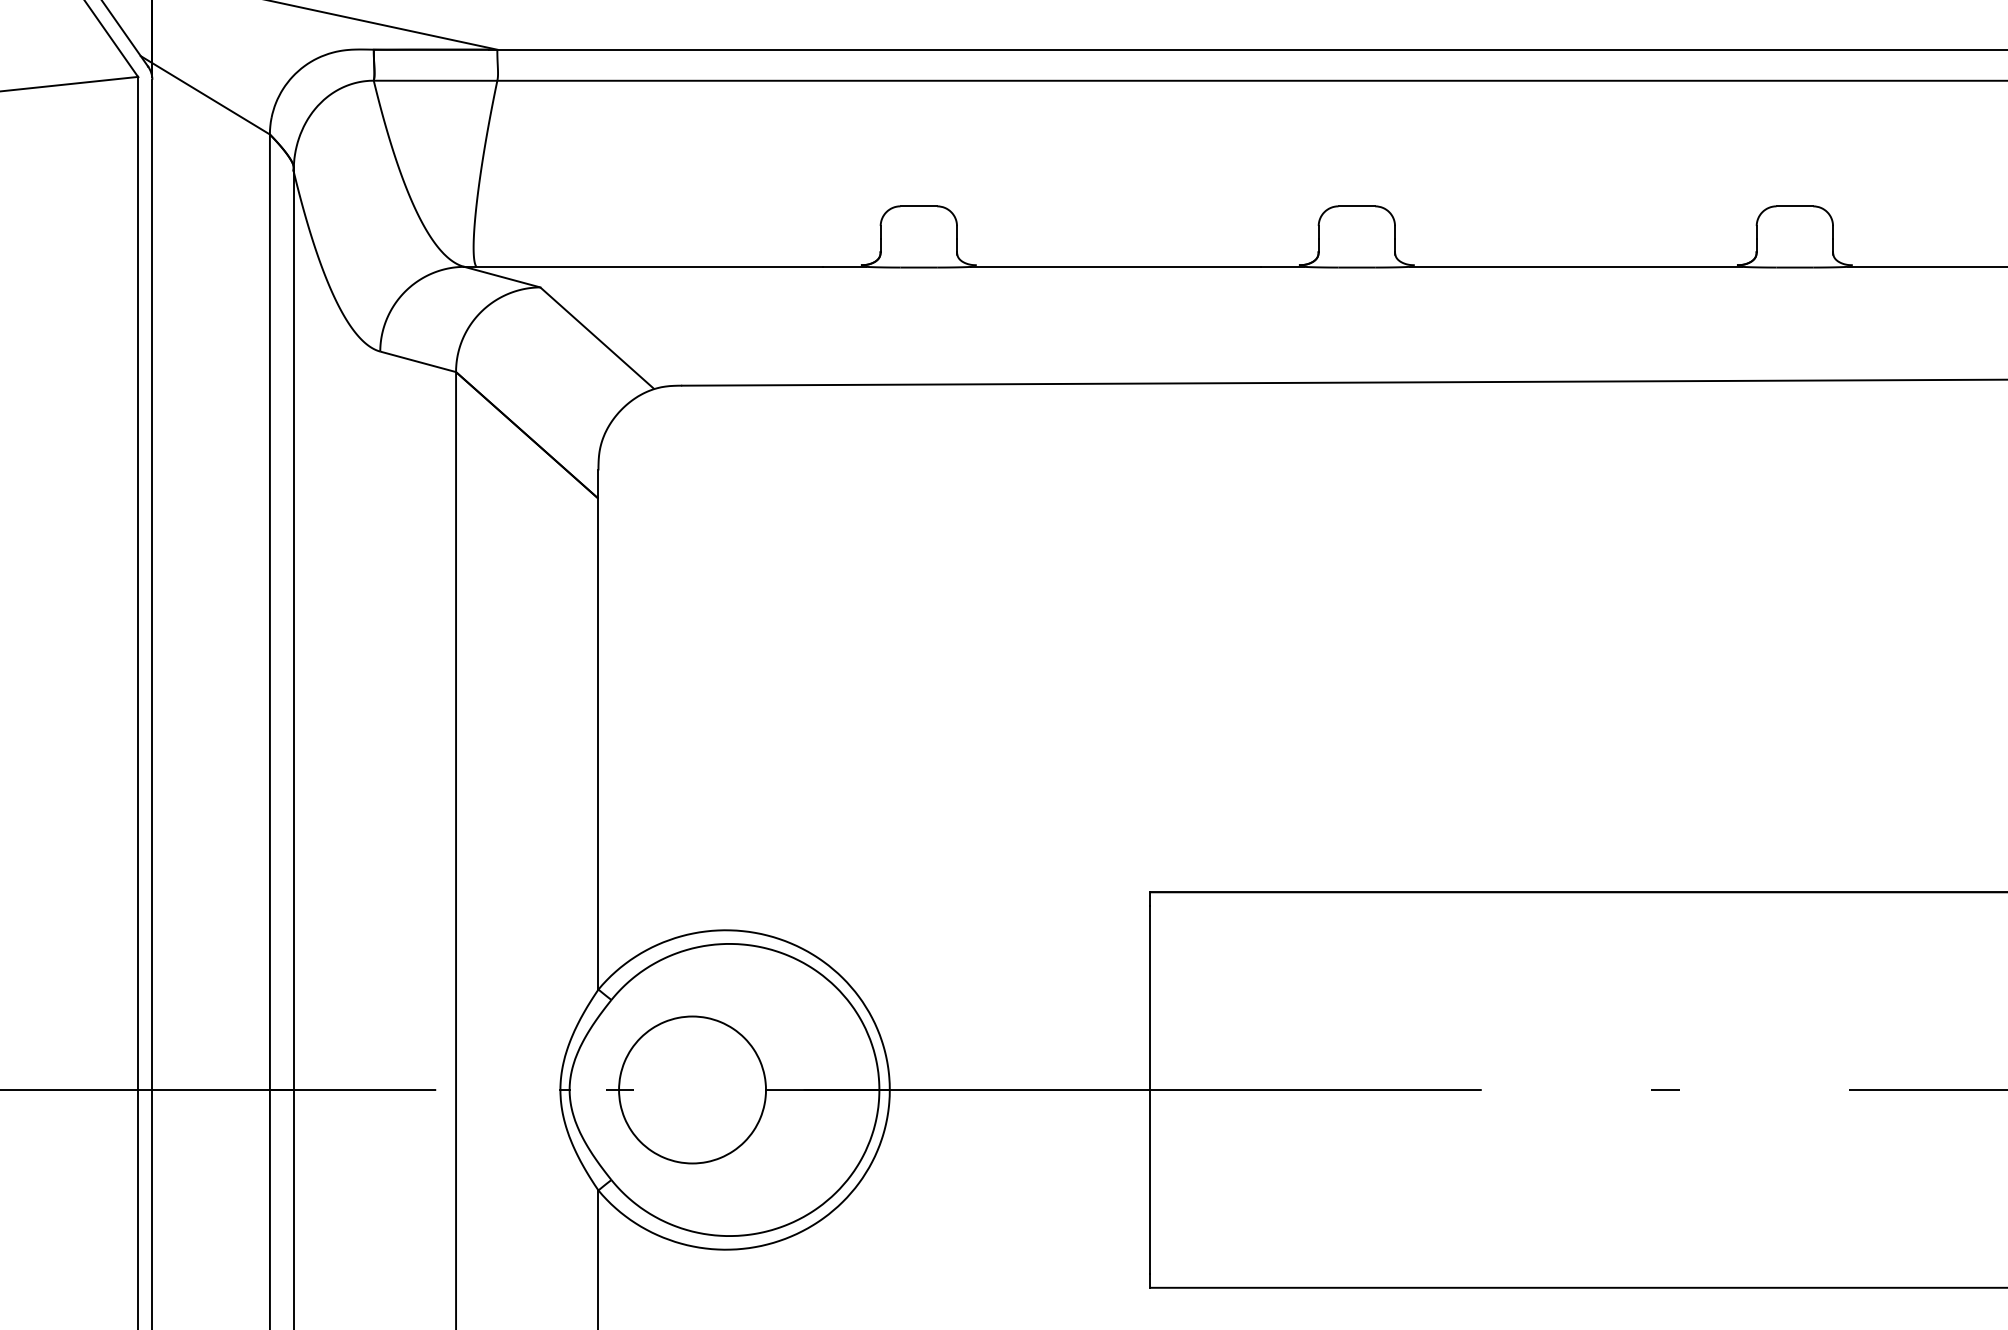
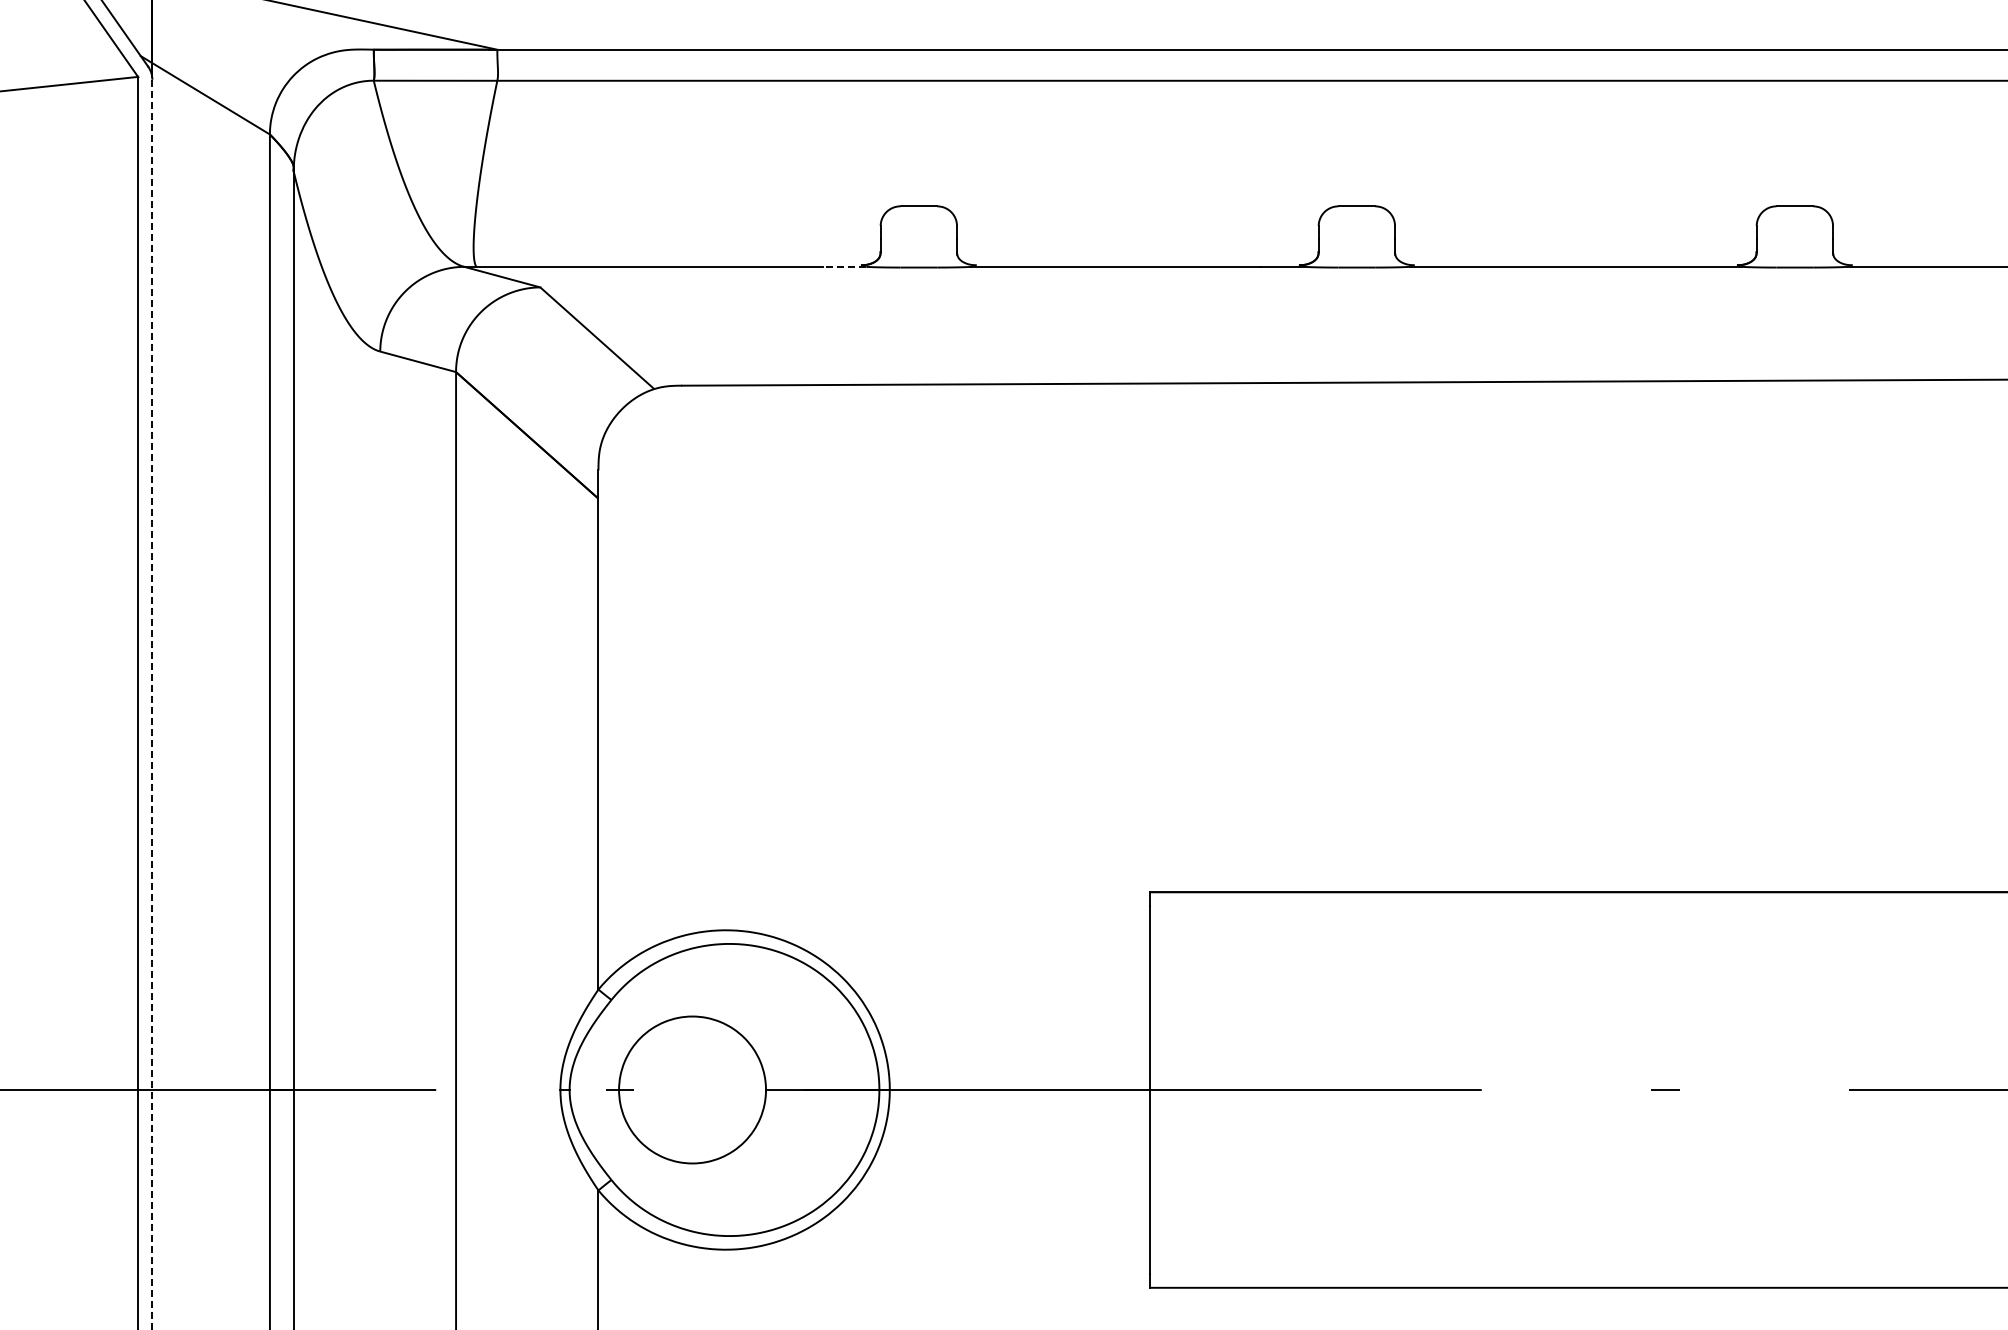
line: solid -> dashed (844, 266)
line: solid -> dashed (152, 704)
